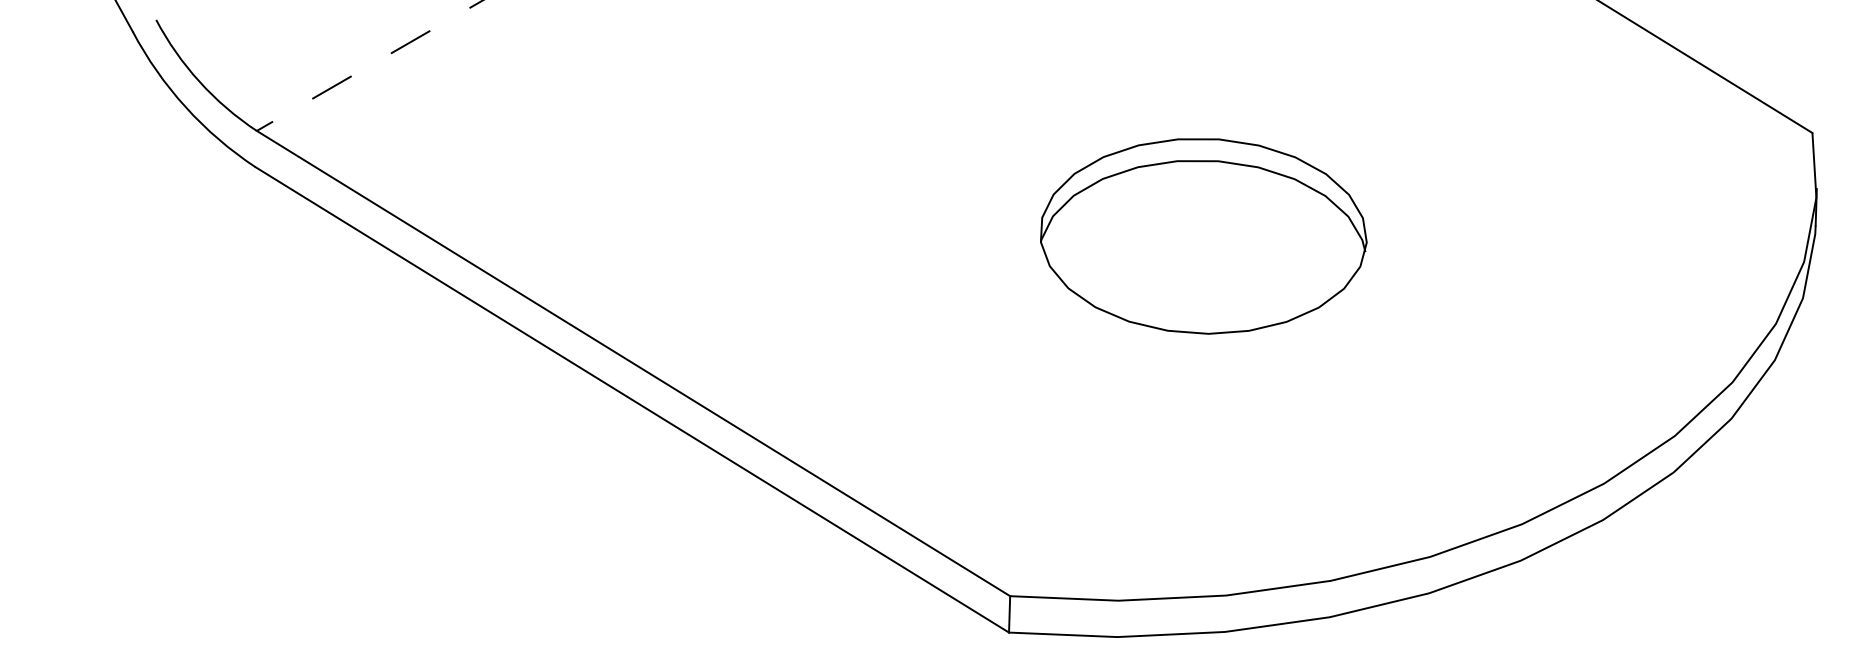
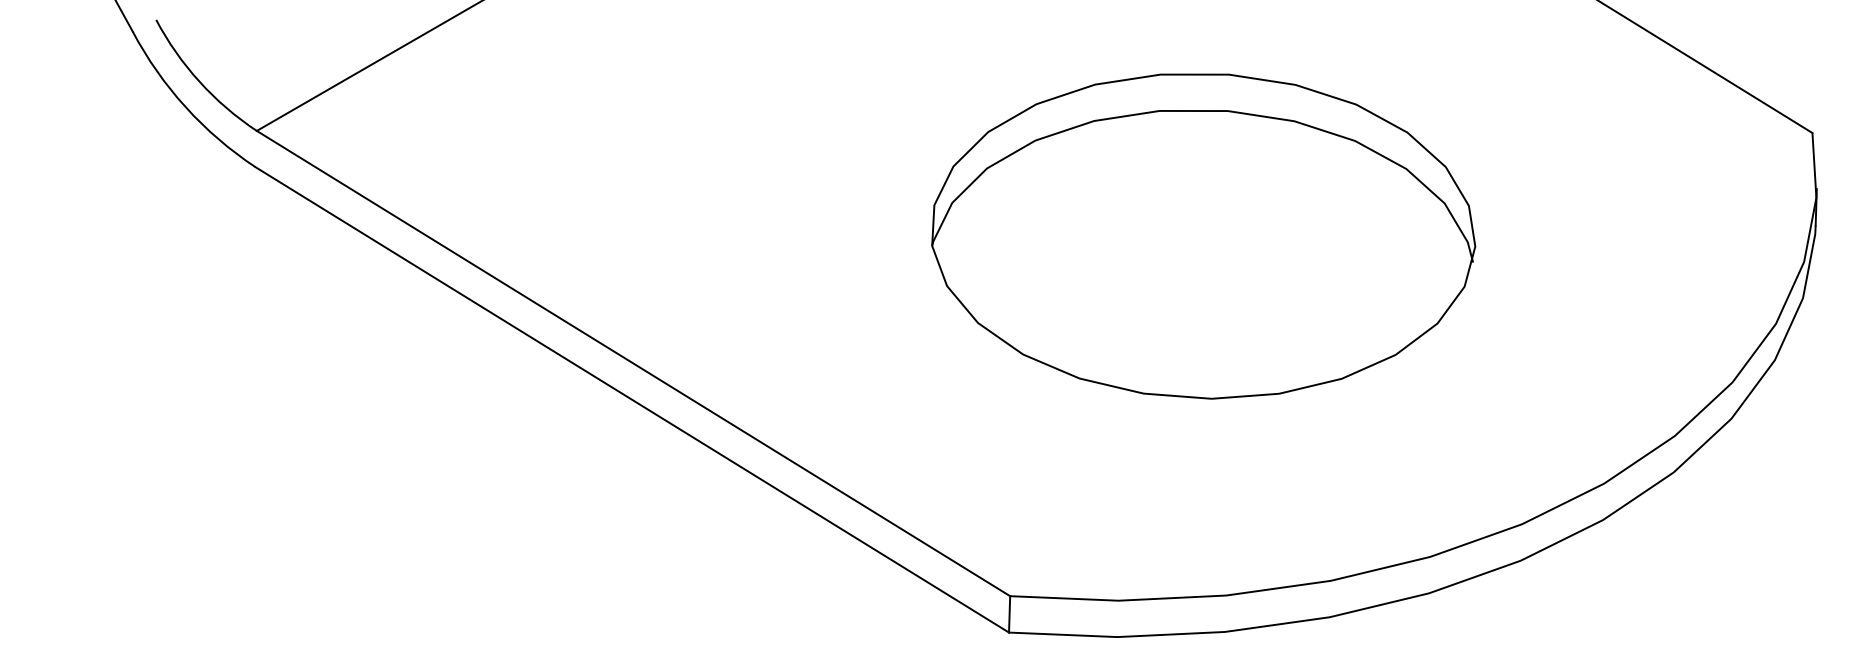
line: dashed -> solid (370, 65)
part size: 328x197 px -> 546x327 px (1203, 236)
